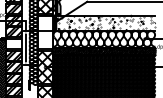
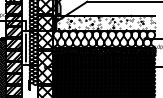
hatch: none -> present (45, 32)
hatch: none -> present (14, 43)
